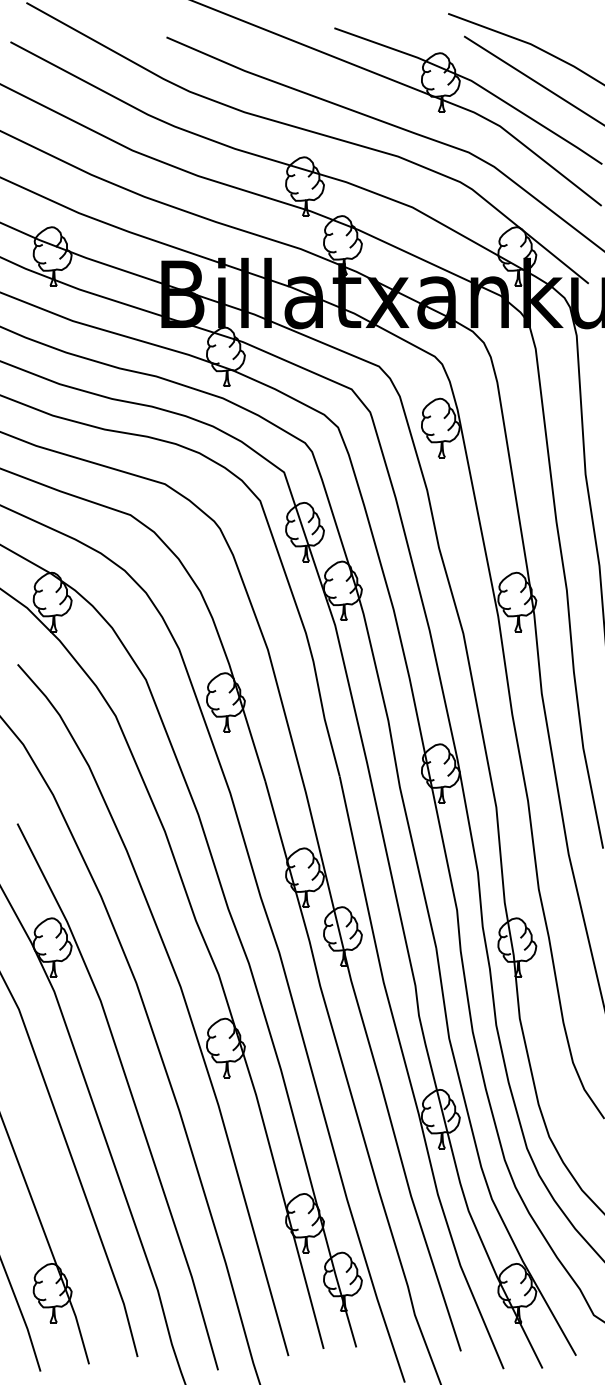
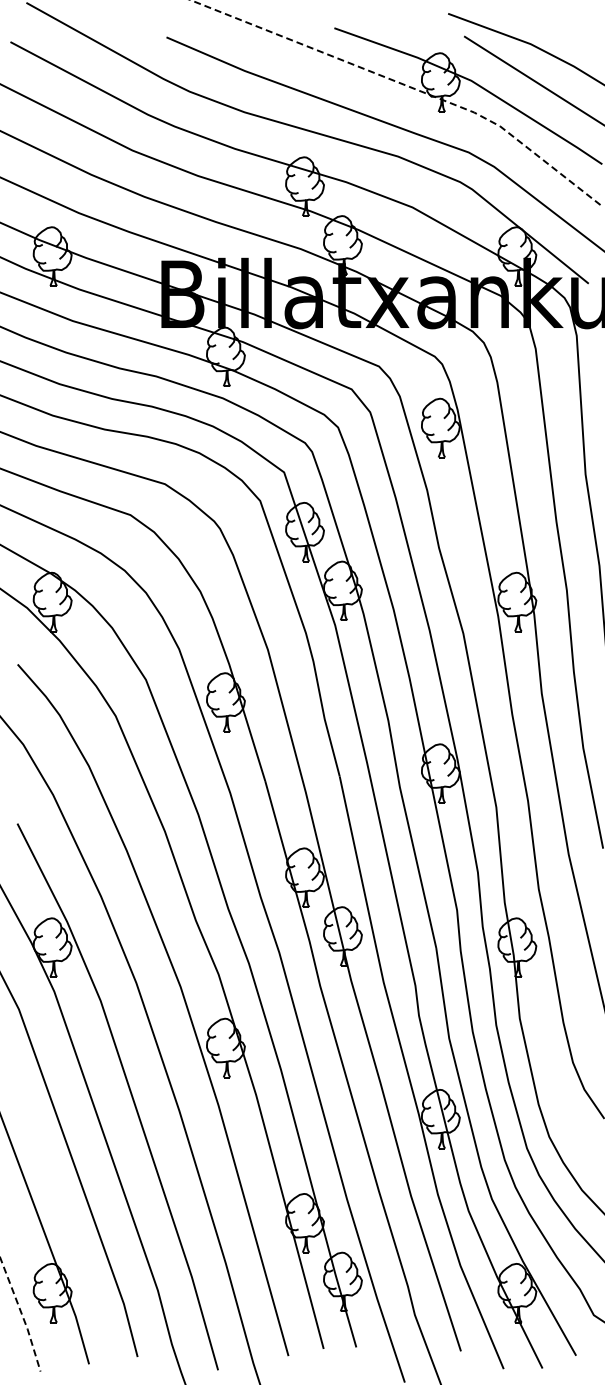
line: solid -> dashed (407, 86)
line: solid -> dashed (22, 1315)
